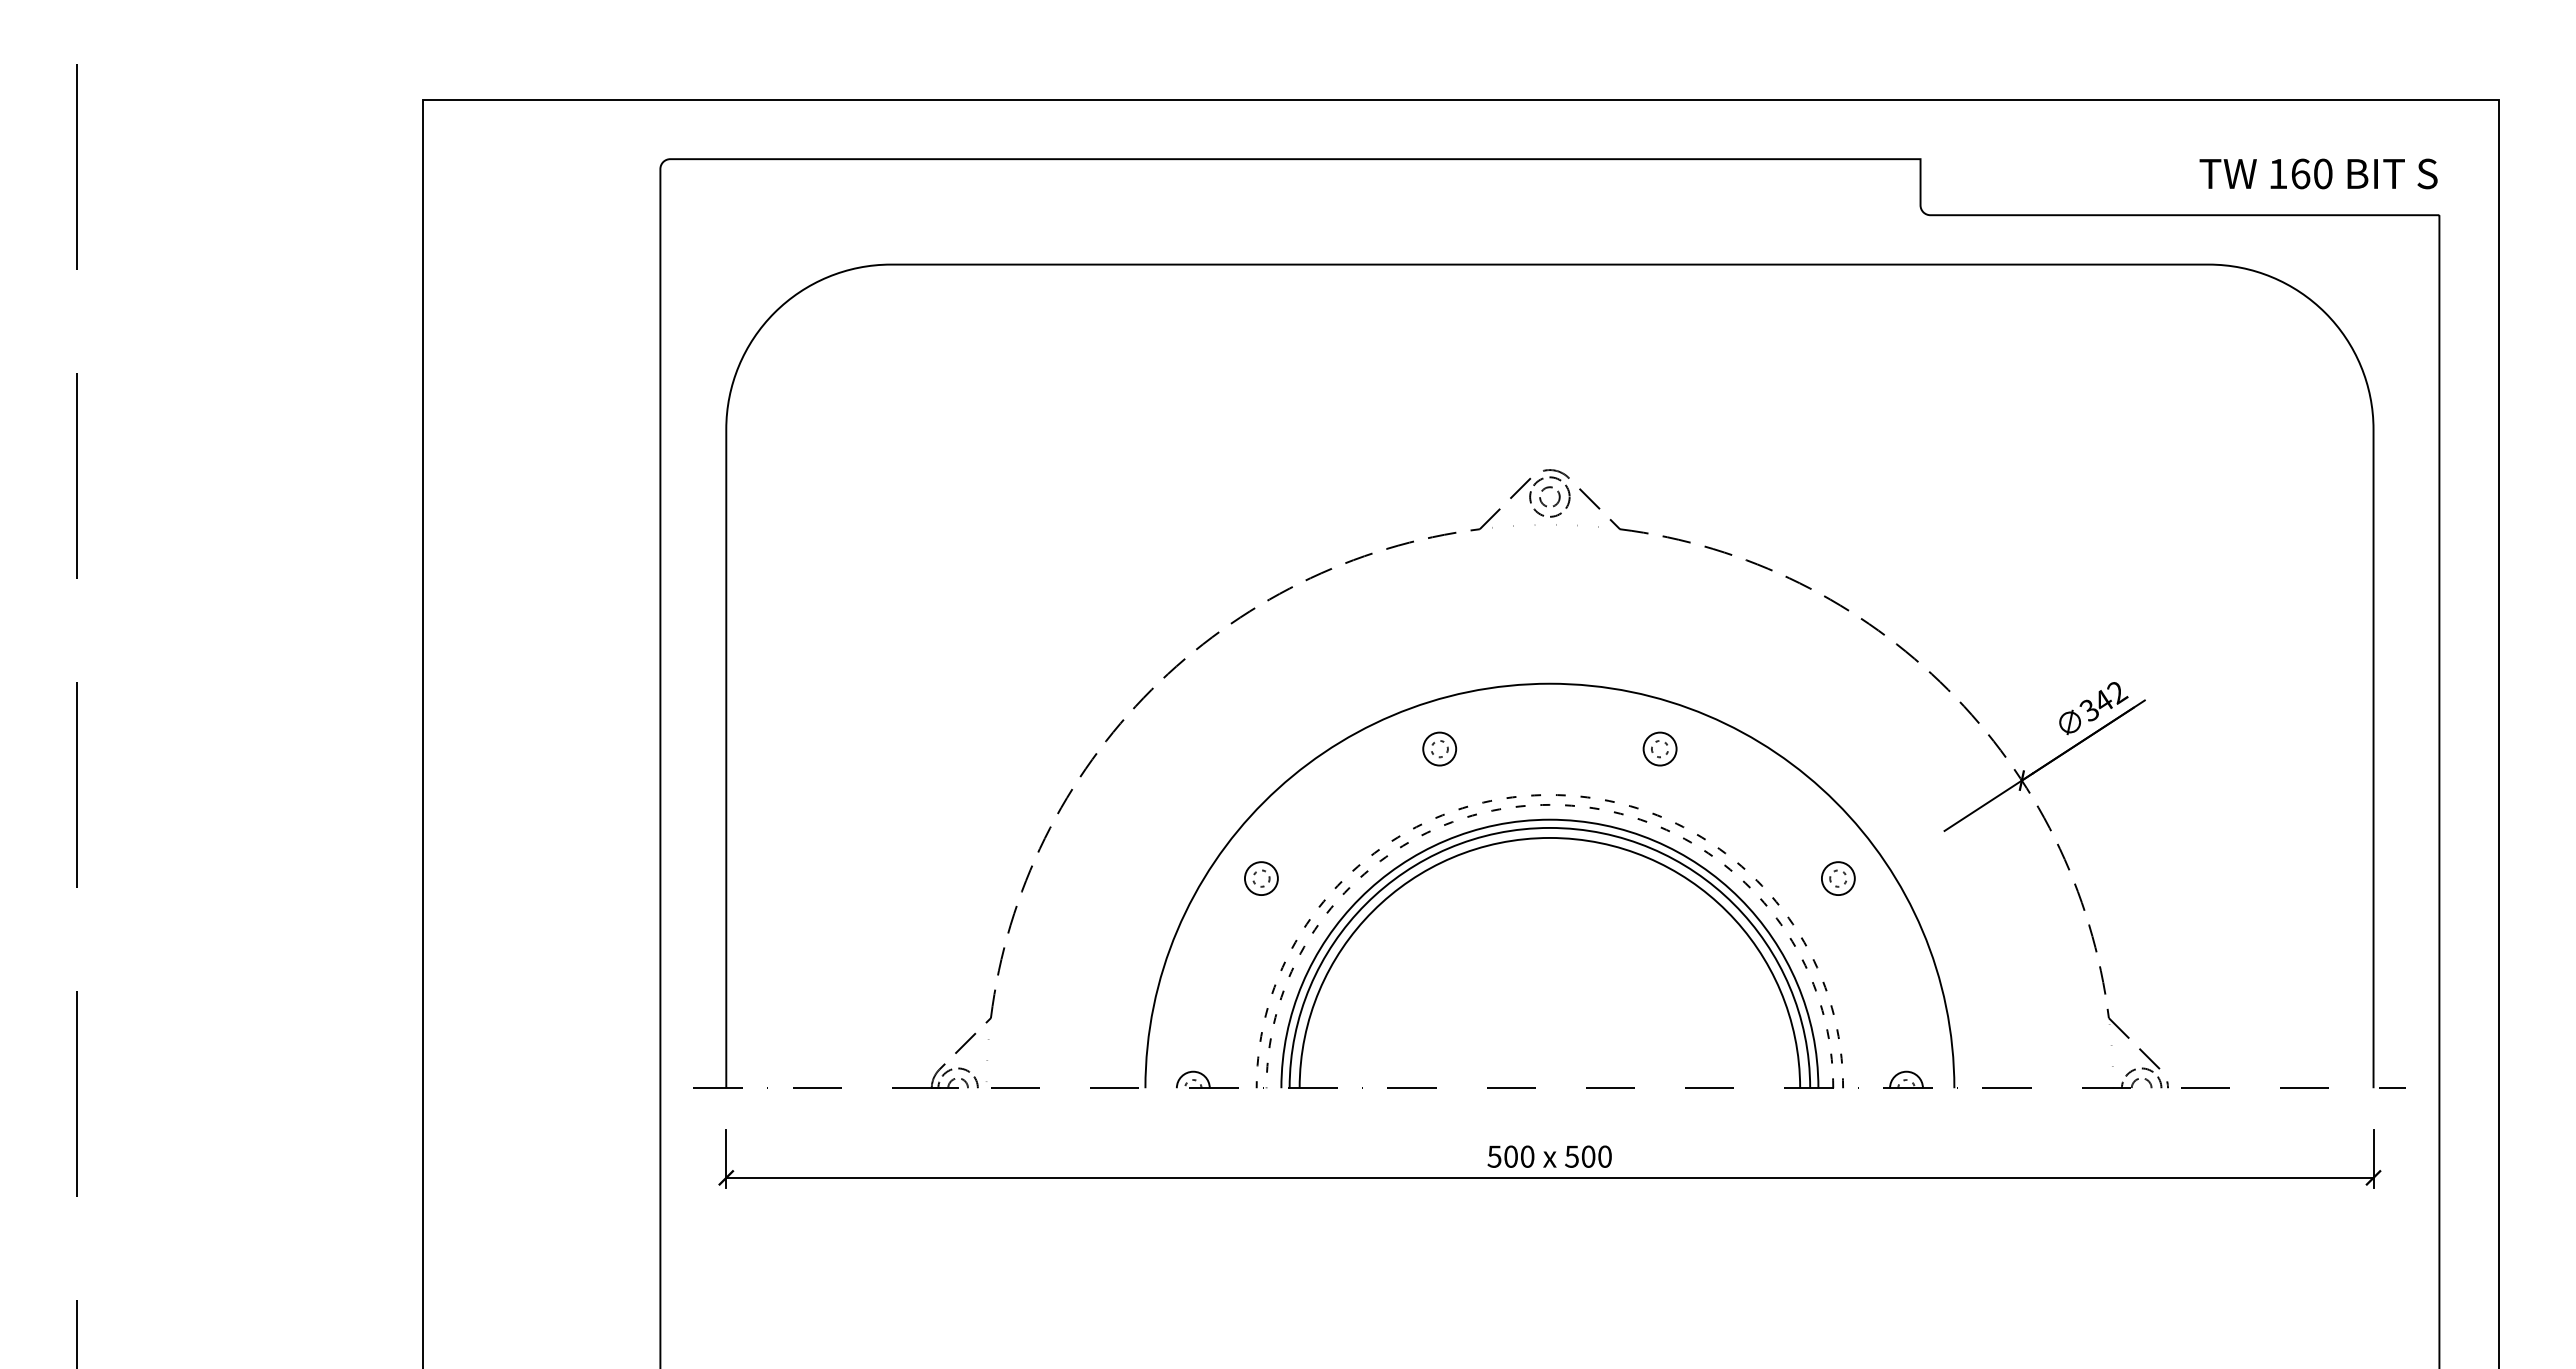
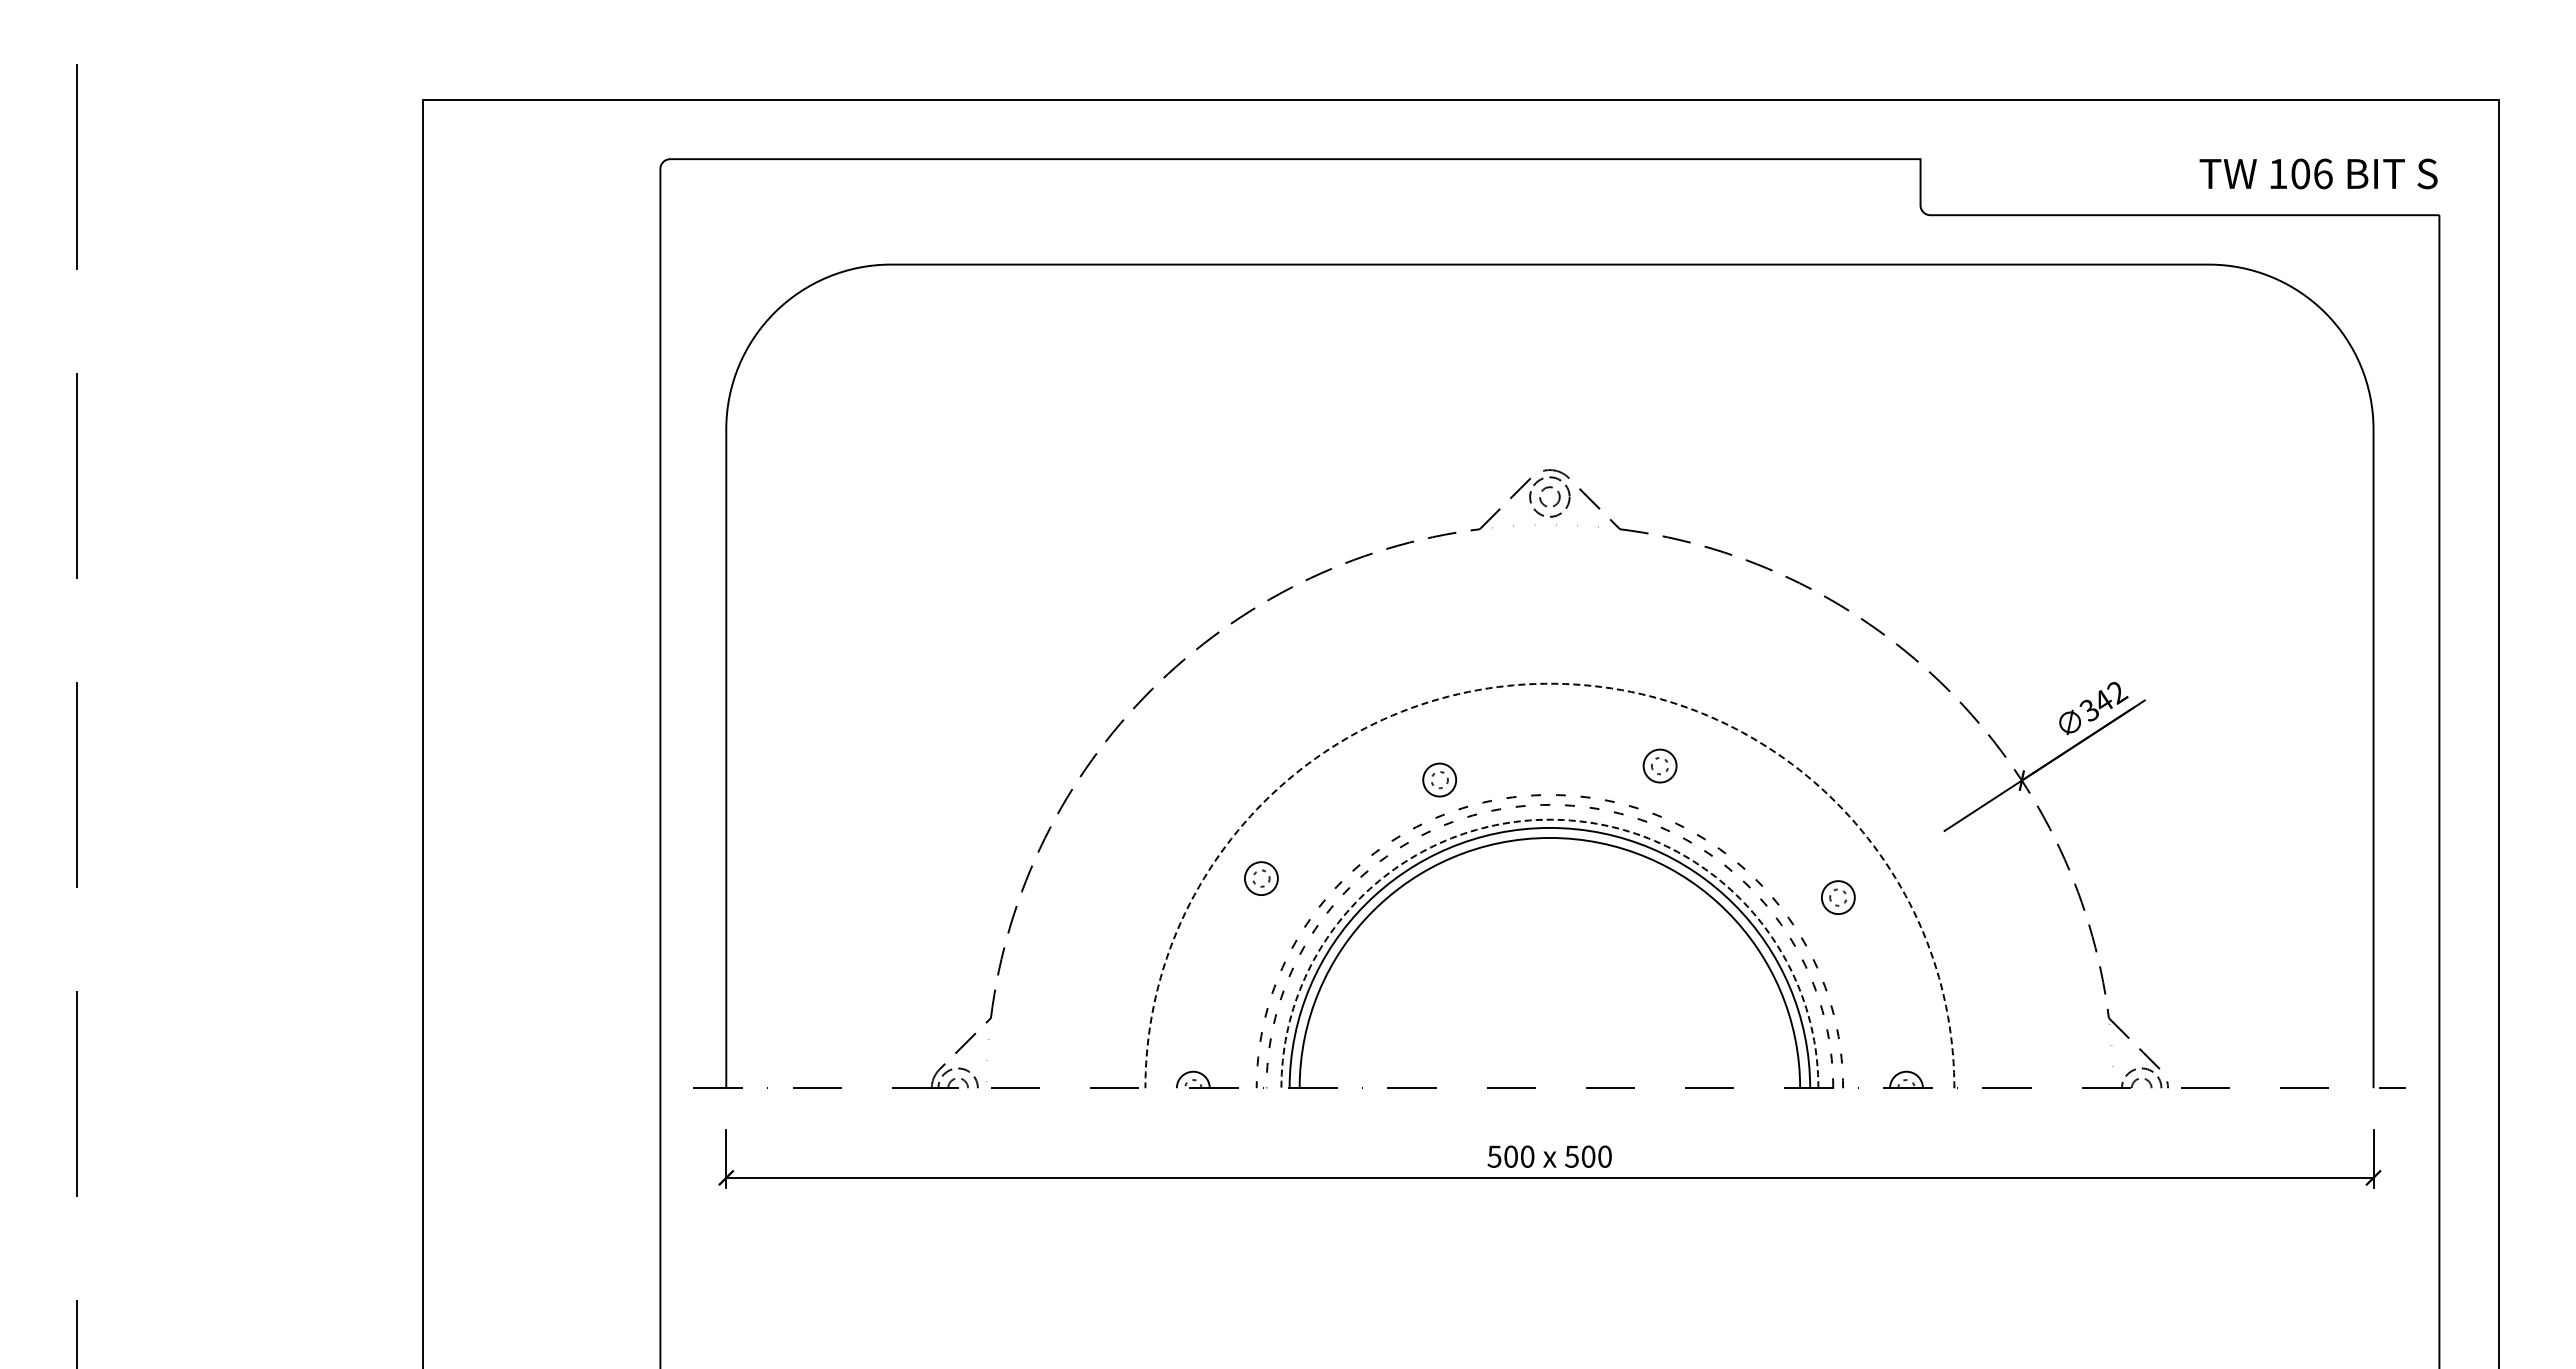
text: 160 -> 106 (2311, 173)
arc: solid -> dashed (1549, 683)
part position: (1439, 748) -> (1439, 779) (1439, 779)
part position: (1659, 748) -> (1659, 765) (1659, 765)
arc: solid -> dashed (1549, 819)
part position: (1838, 878) -> (1838, 897) (1838, 897)
